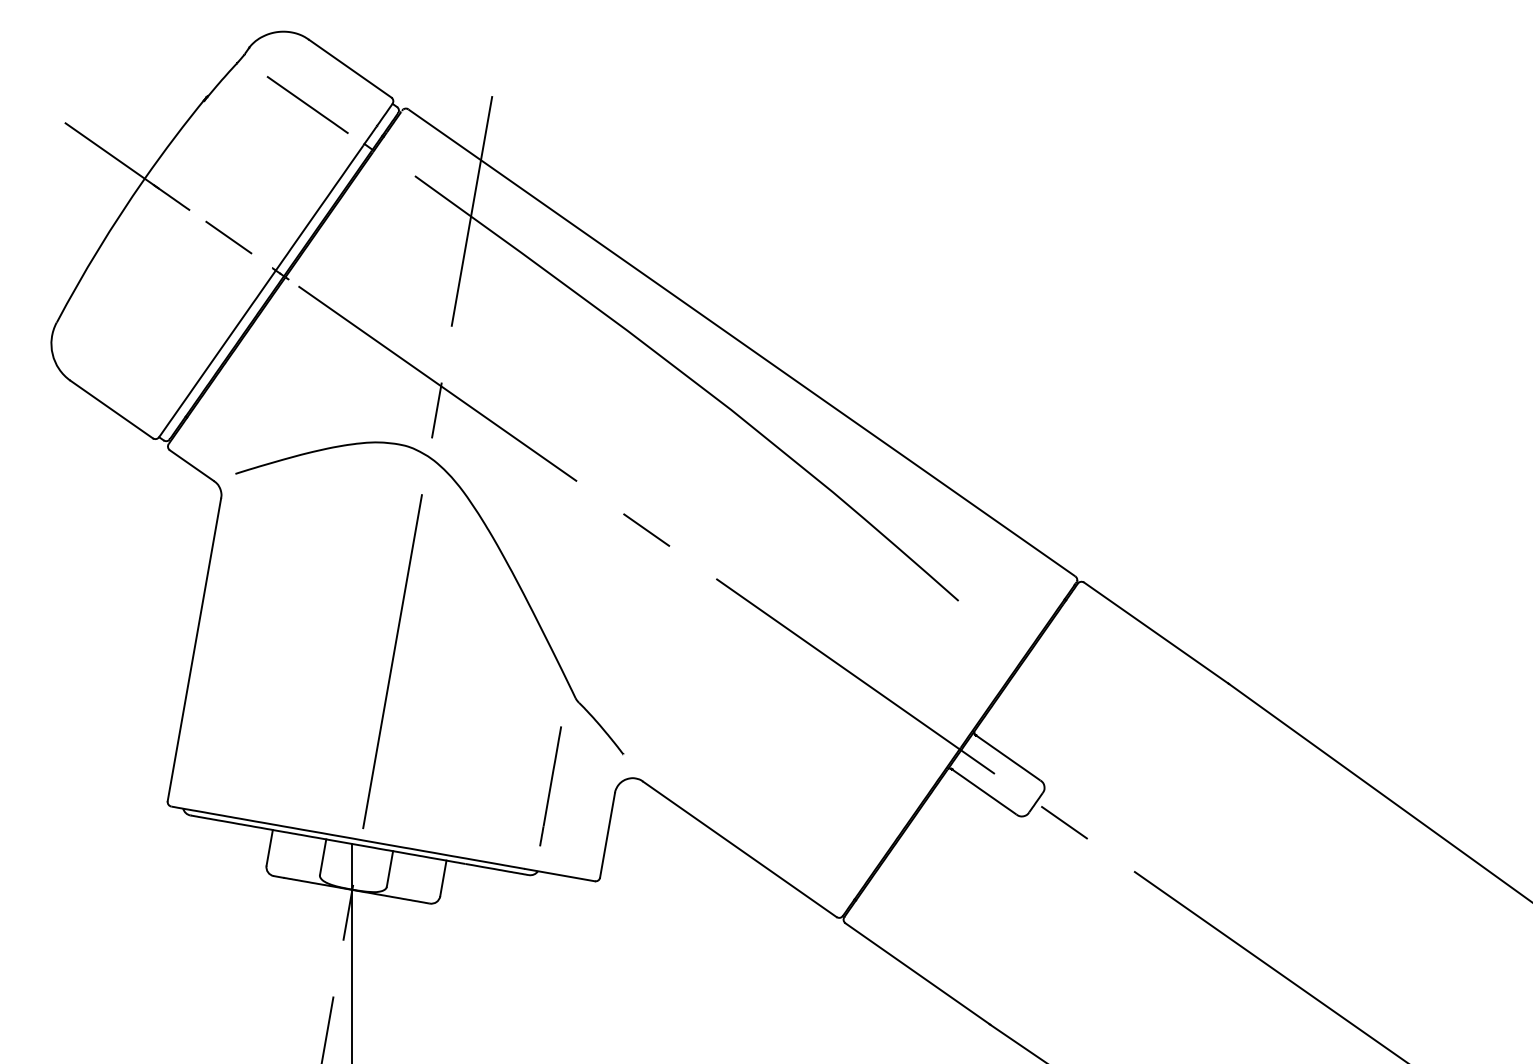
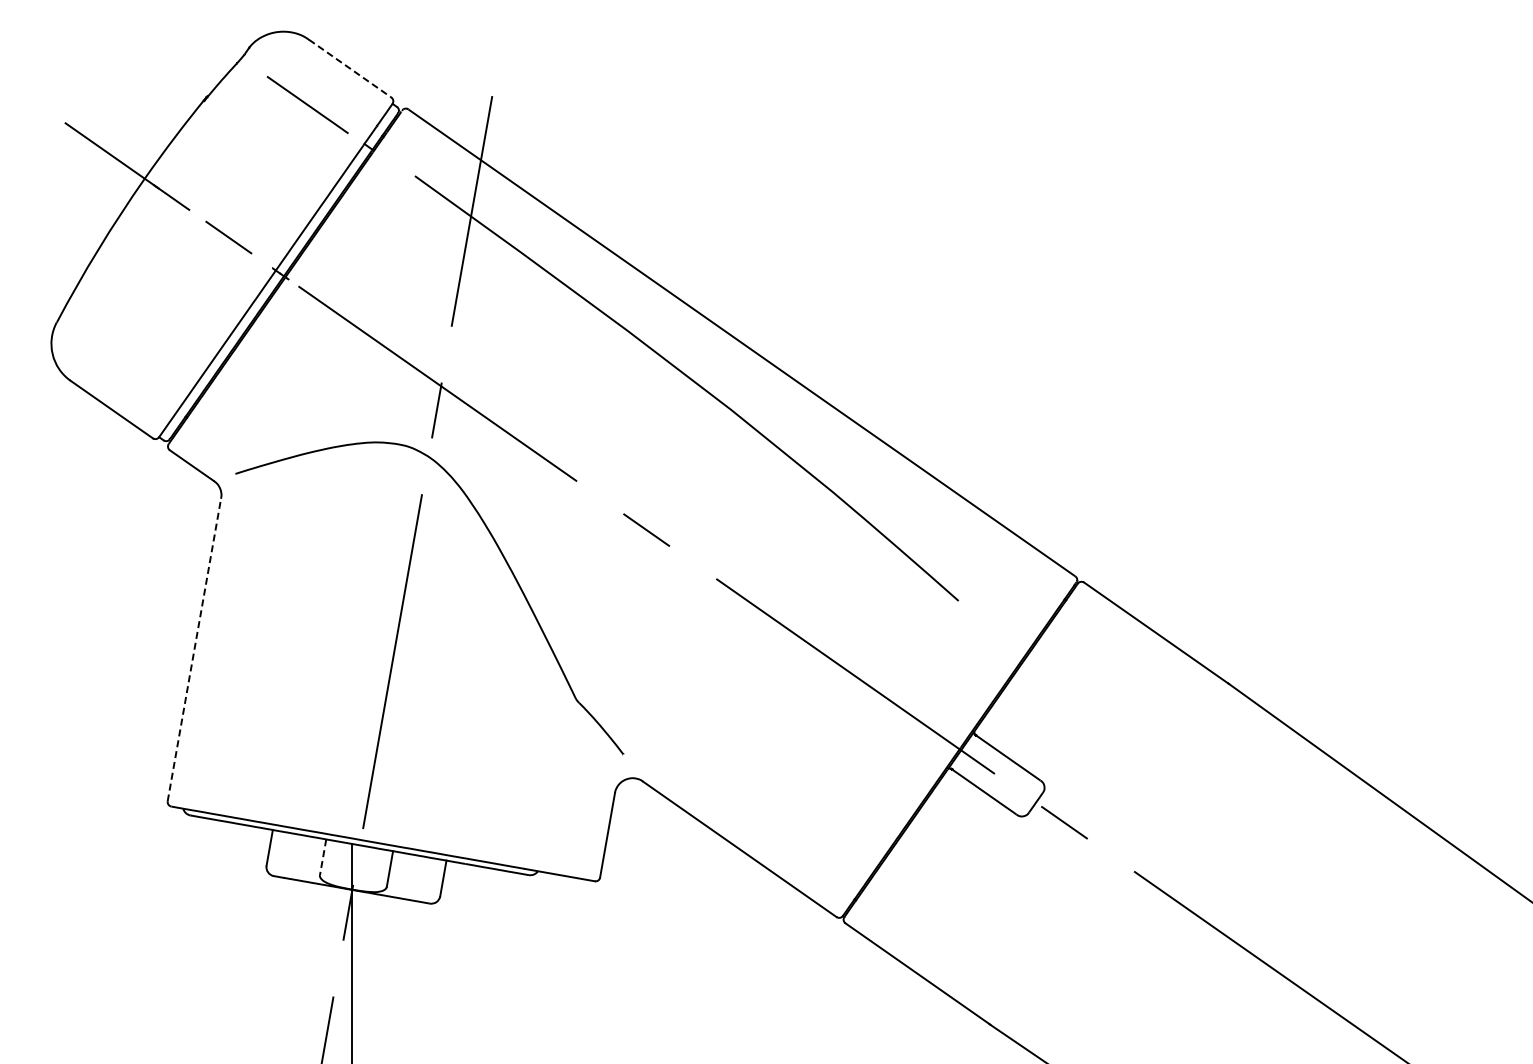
line: solid -> dashed (350, 68)
line: solid -> dashed (194, 650)
line: present -> none (550, 786)
line: solid -> dashed (323, 857)
